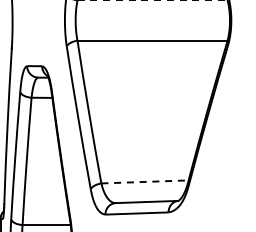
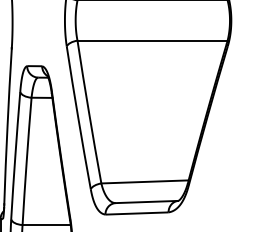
line: dashed -> solid (153, 0)
line: dashed -> solid (145, 181)
